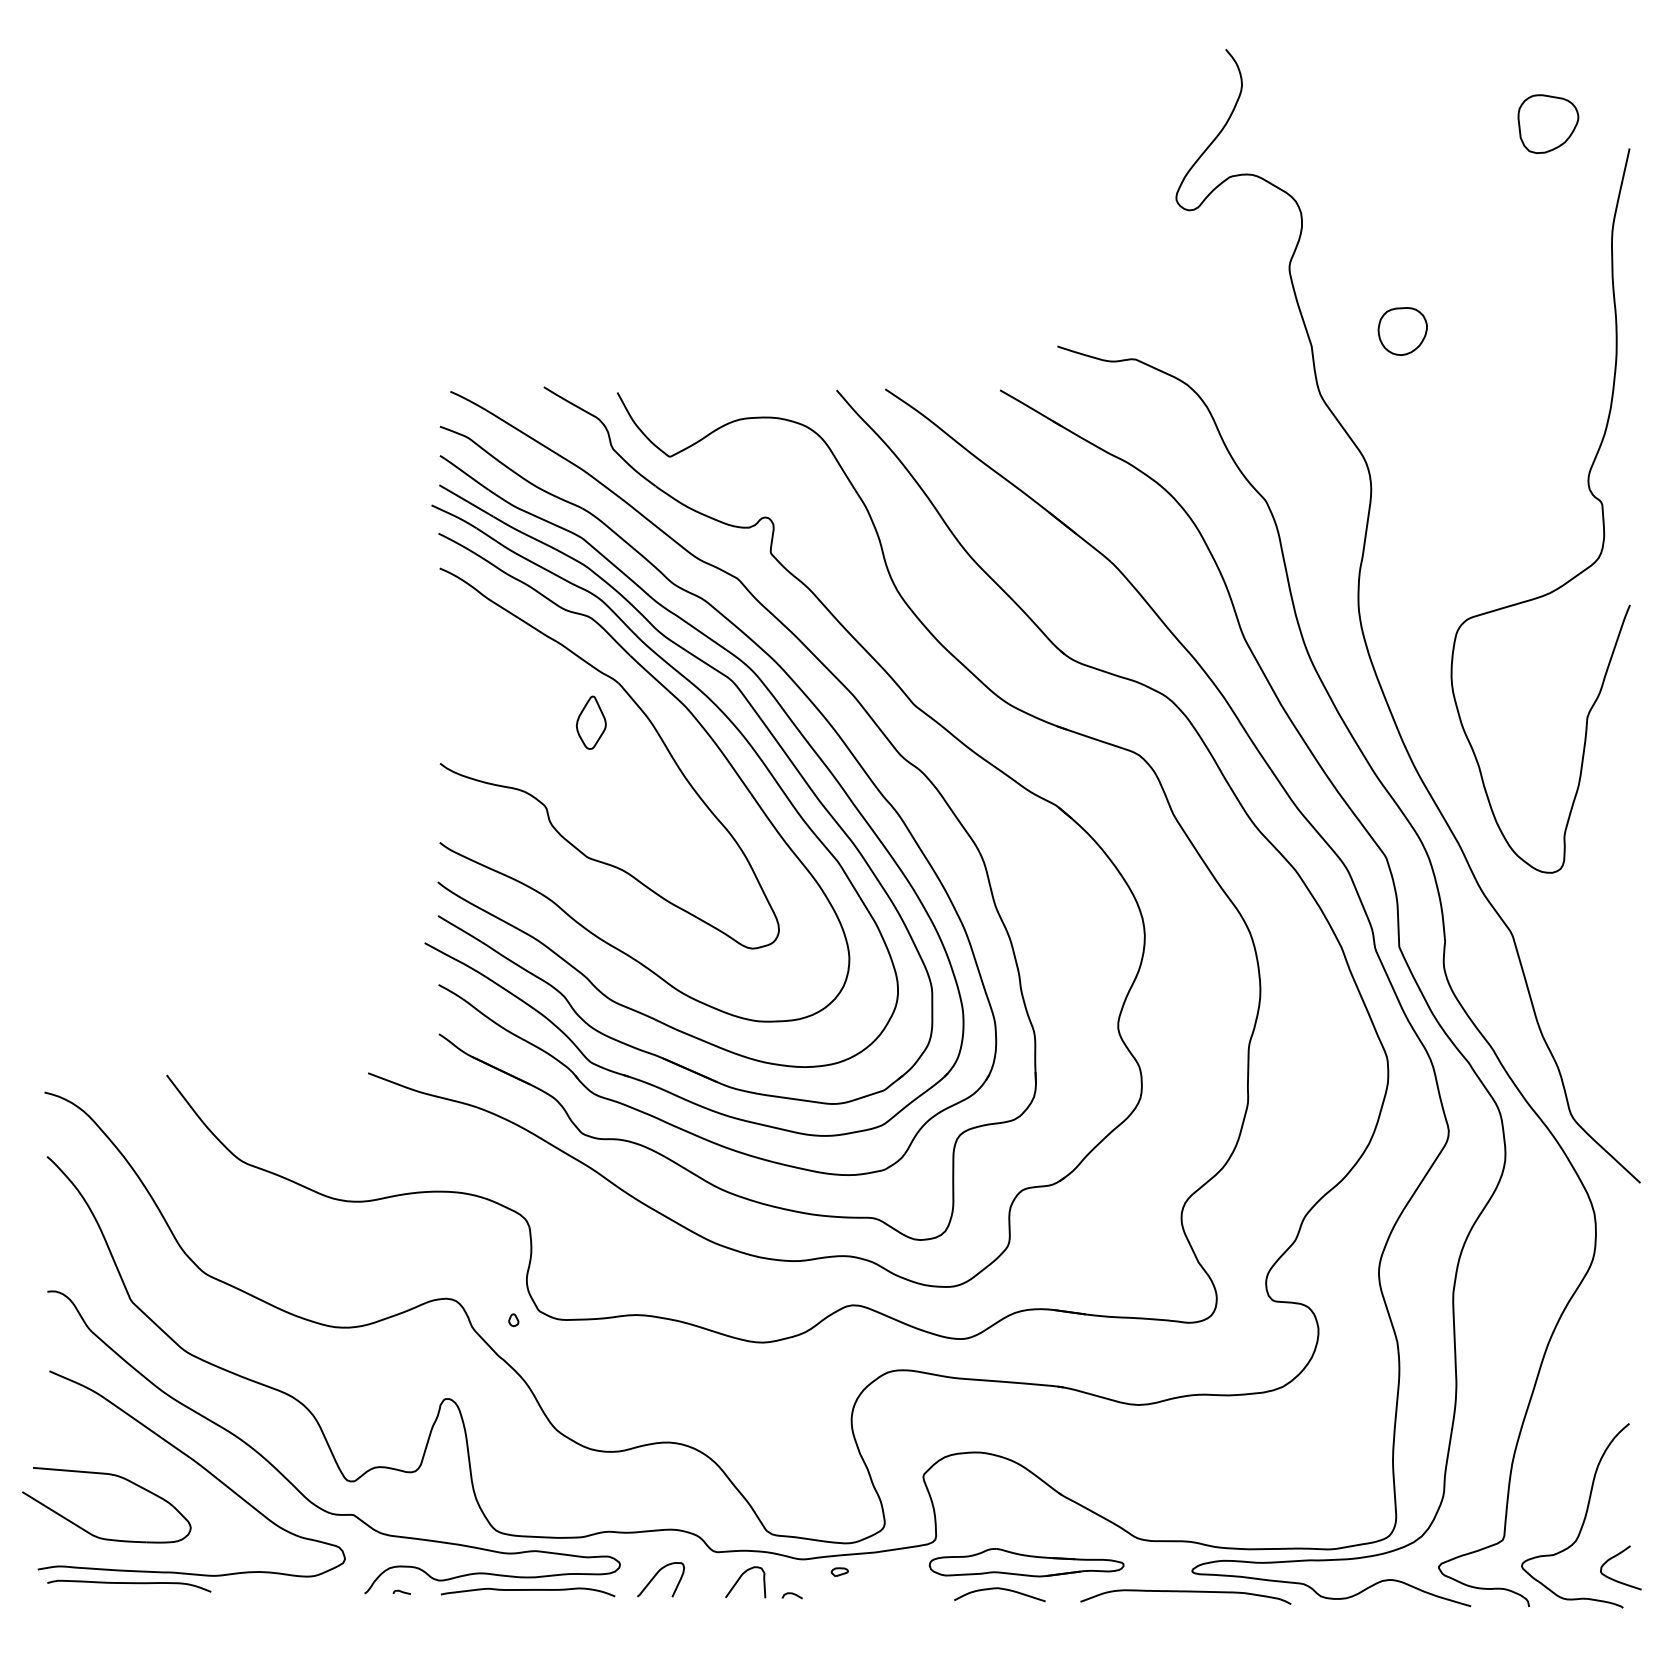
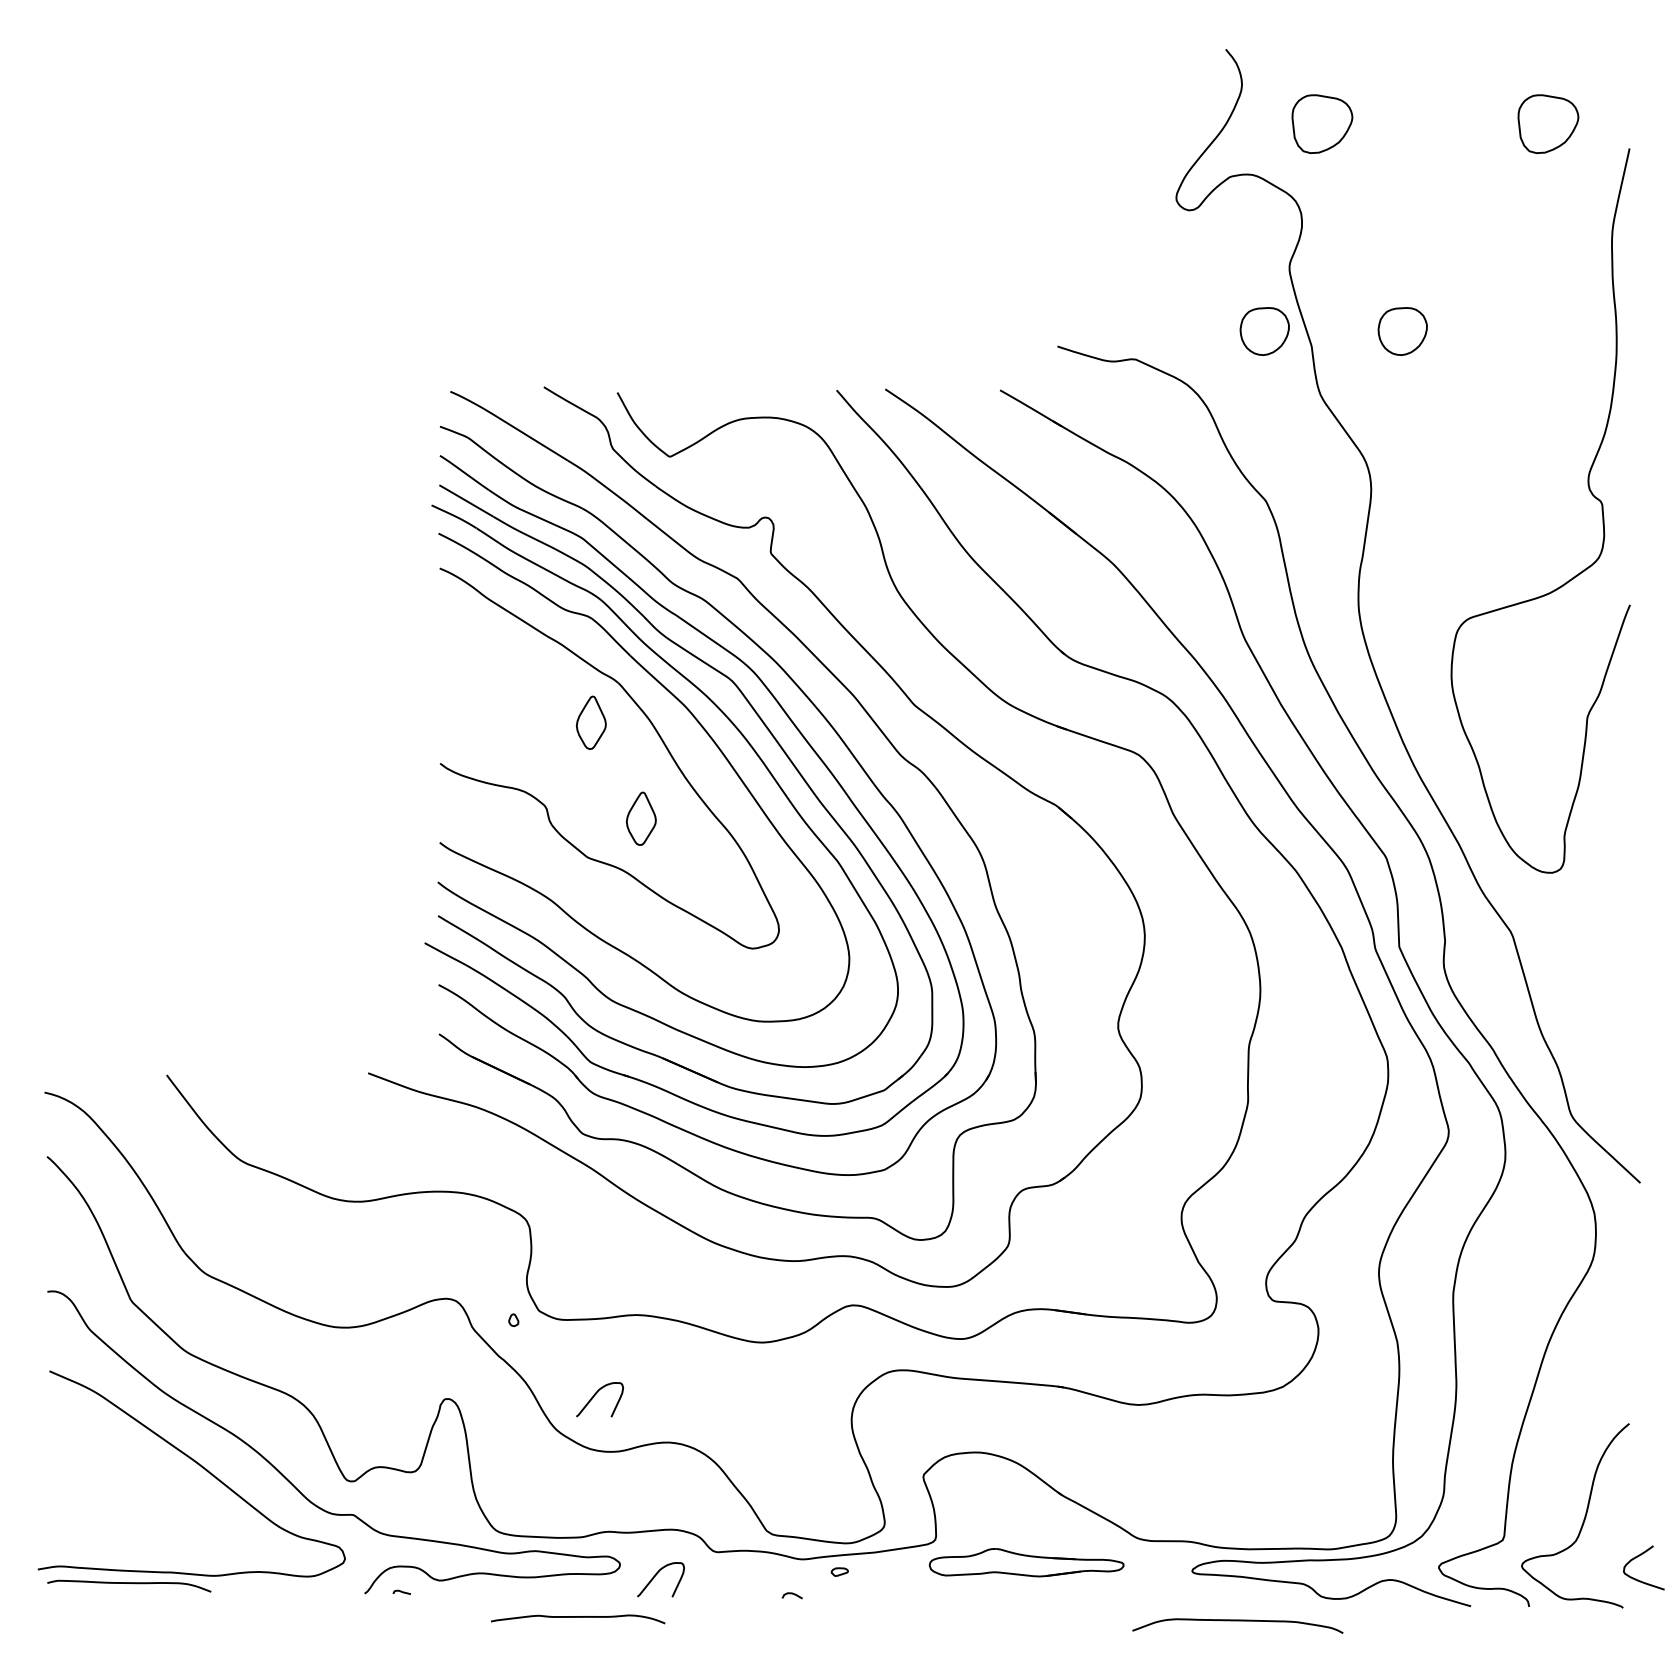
part: none -> present (1322, 123)
part: none -> present (1264, 331)
part: none -> present (640, 818)
curve: none -> present (595, 1395)
part: present -> none (114, 1476)
curve position: (1613, 1558) -> (1636, 1558) (1636, 1558)
curve: present -> none (739, 1580)
curve: present -> none (999, 1589)
curve position: (528, 1590) -> (578, 1617) (578, 1617)
curve position: (1185, 1592) -> (1237, 1621) (1237, 1621)
